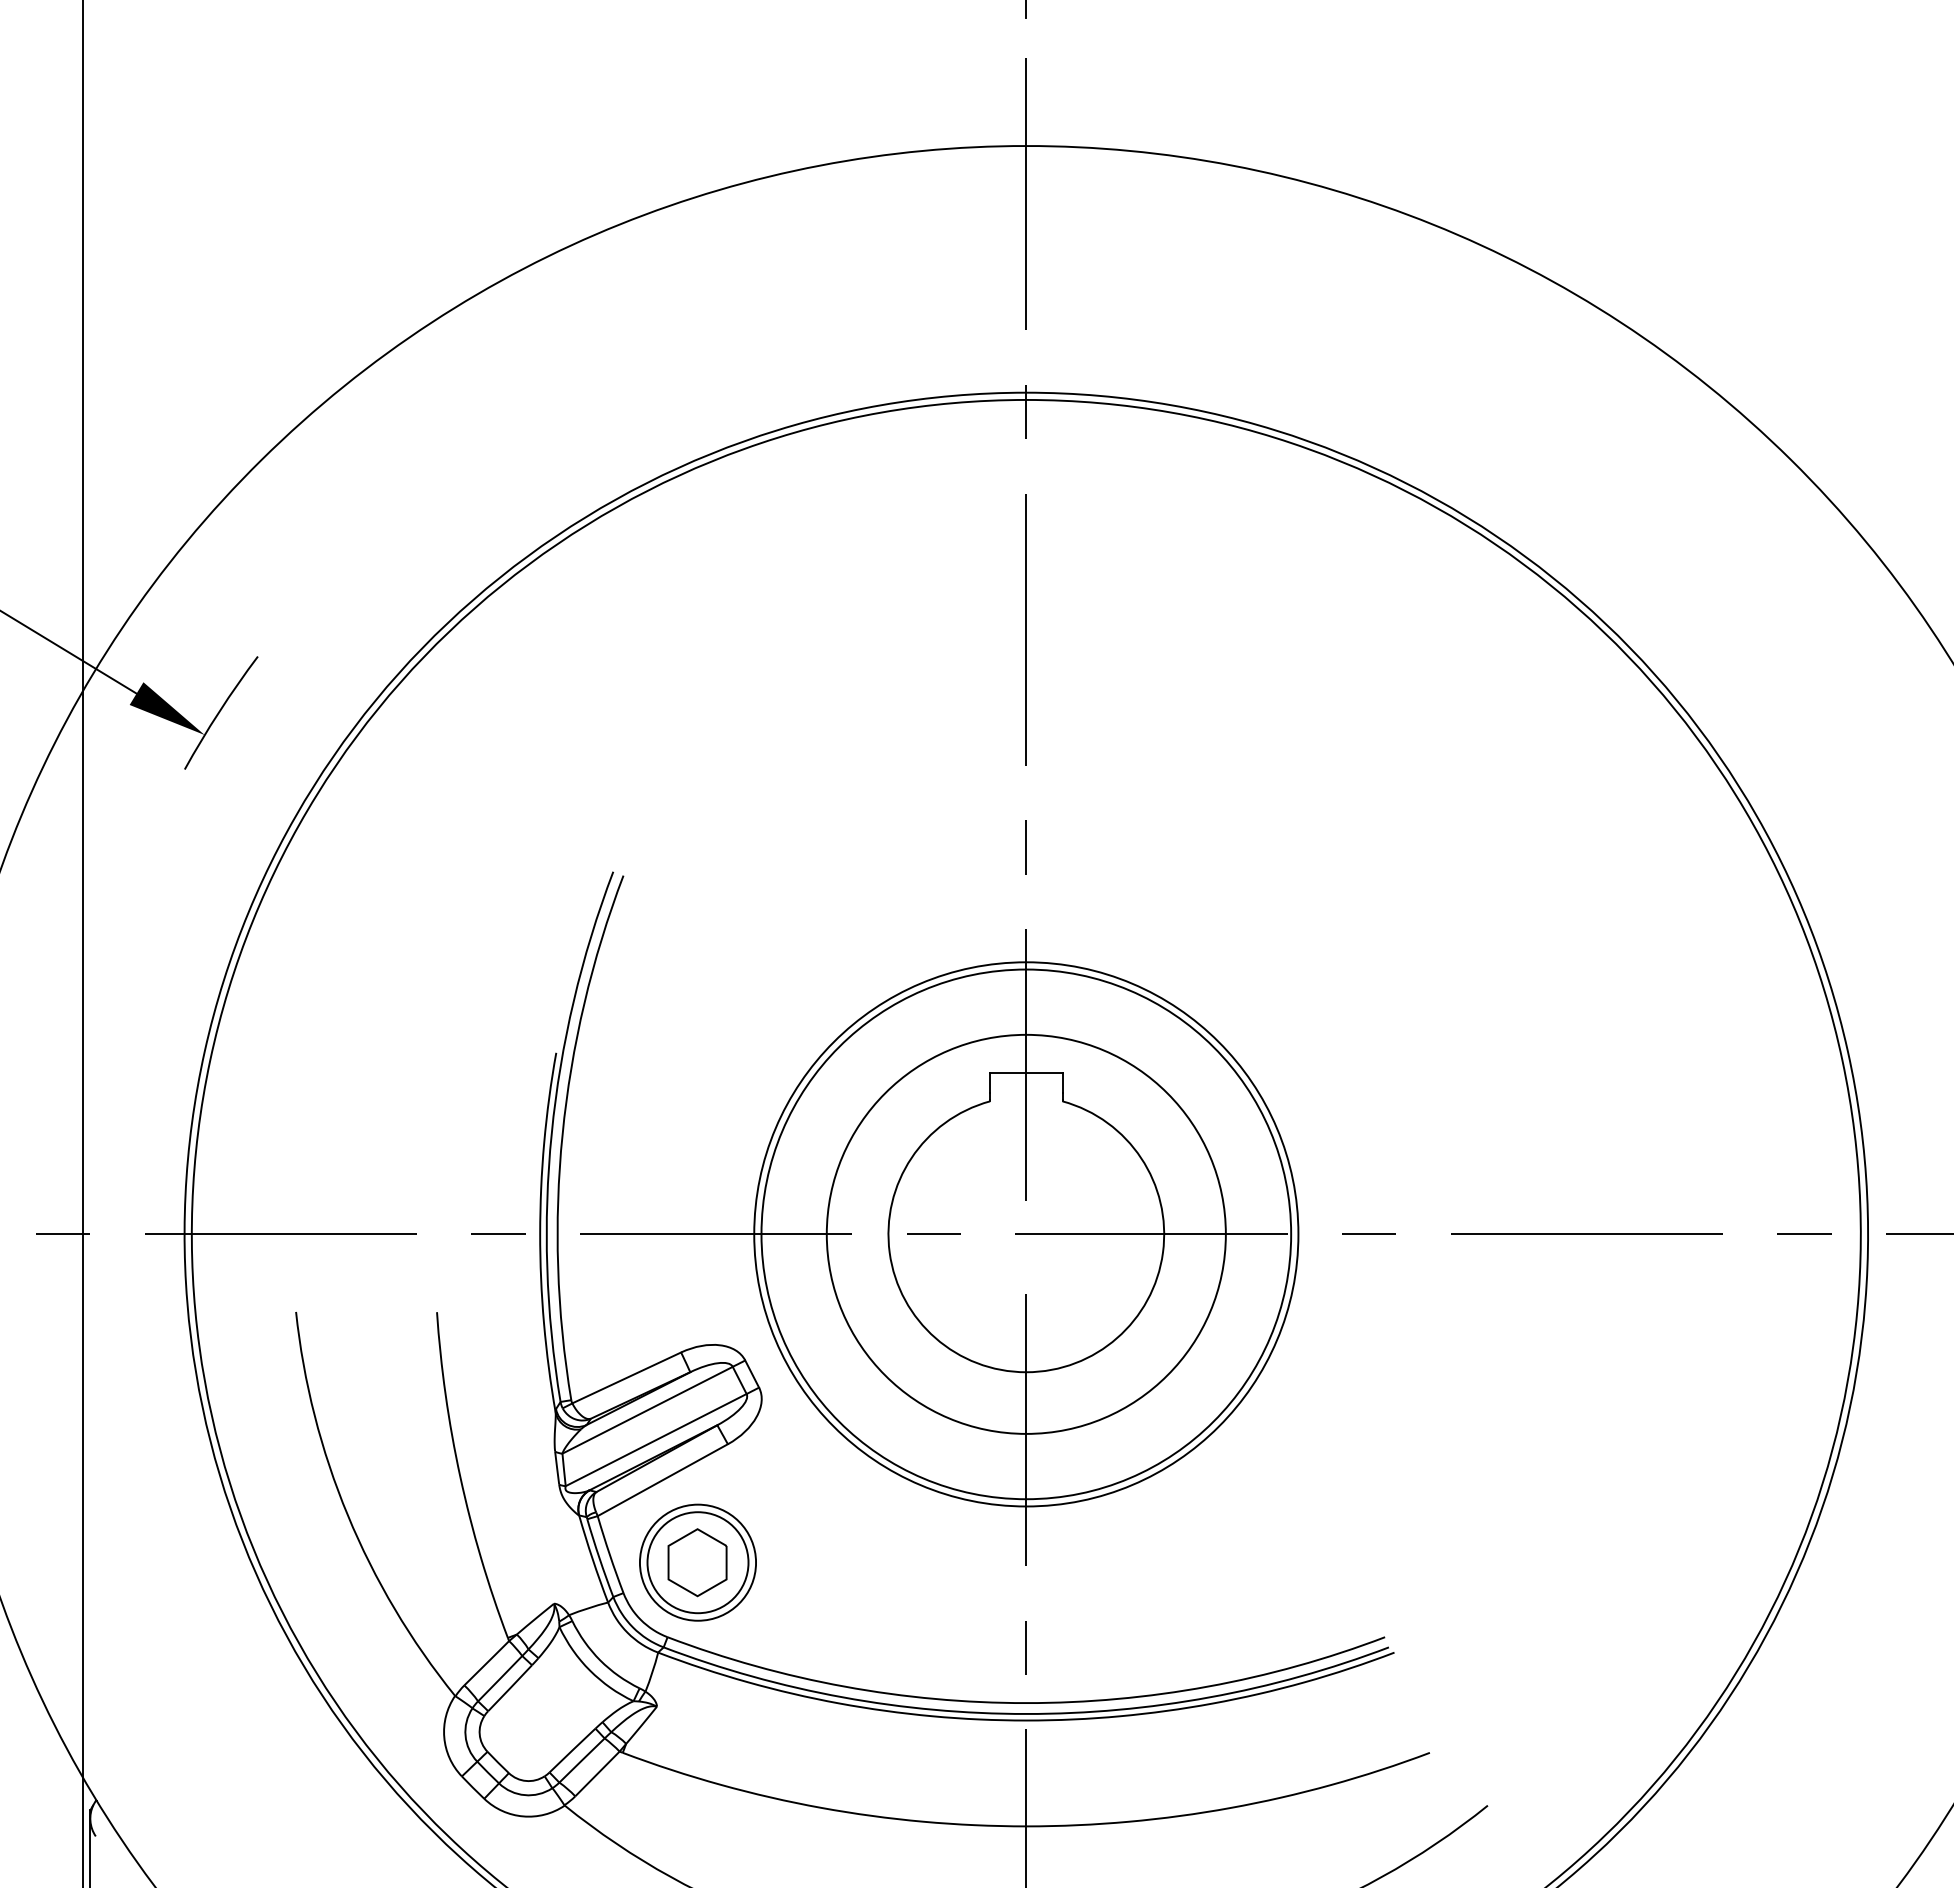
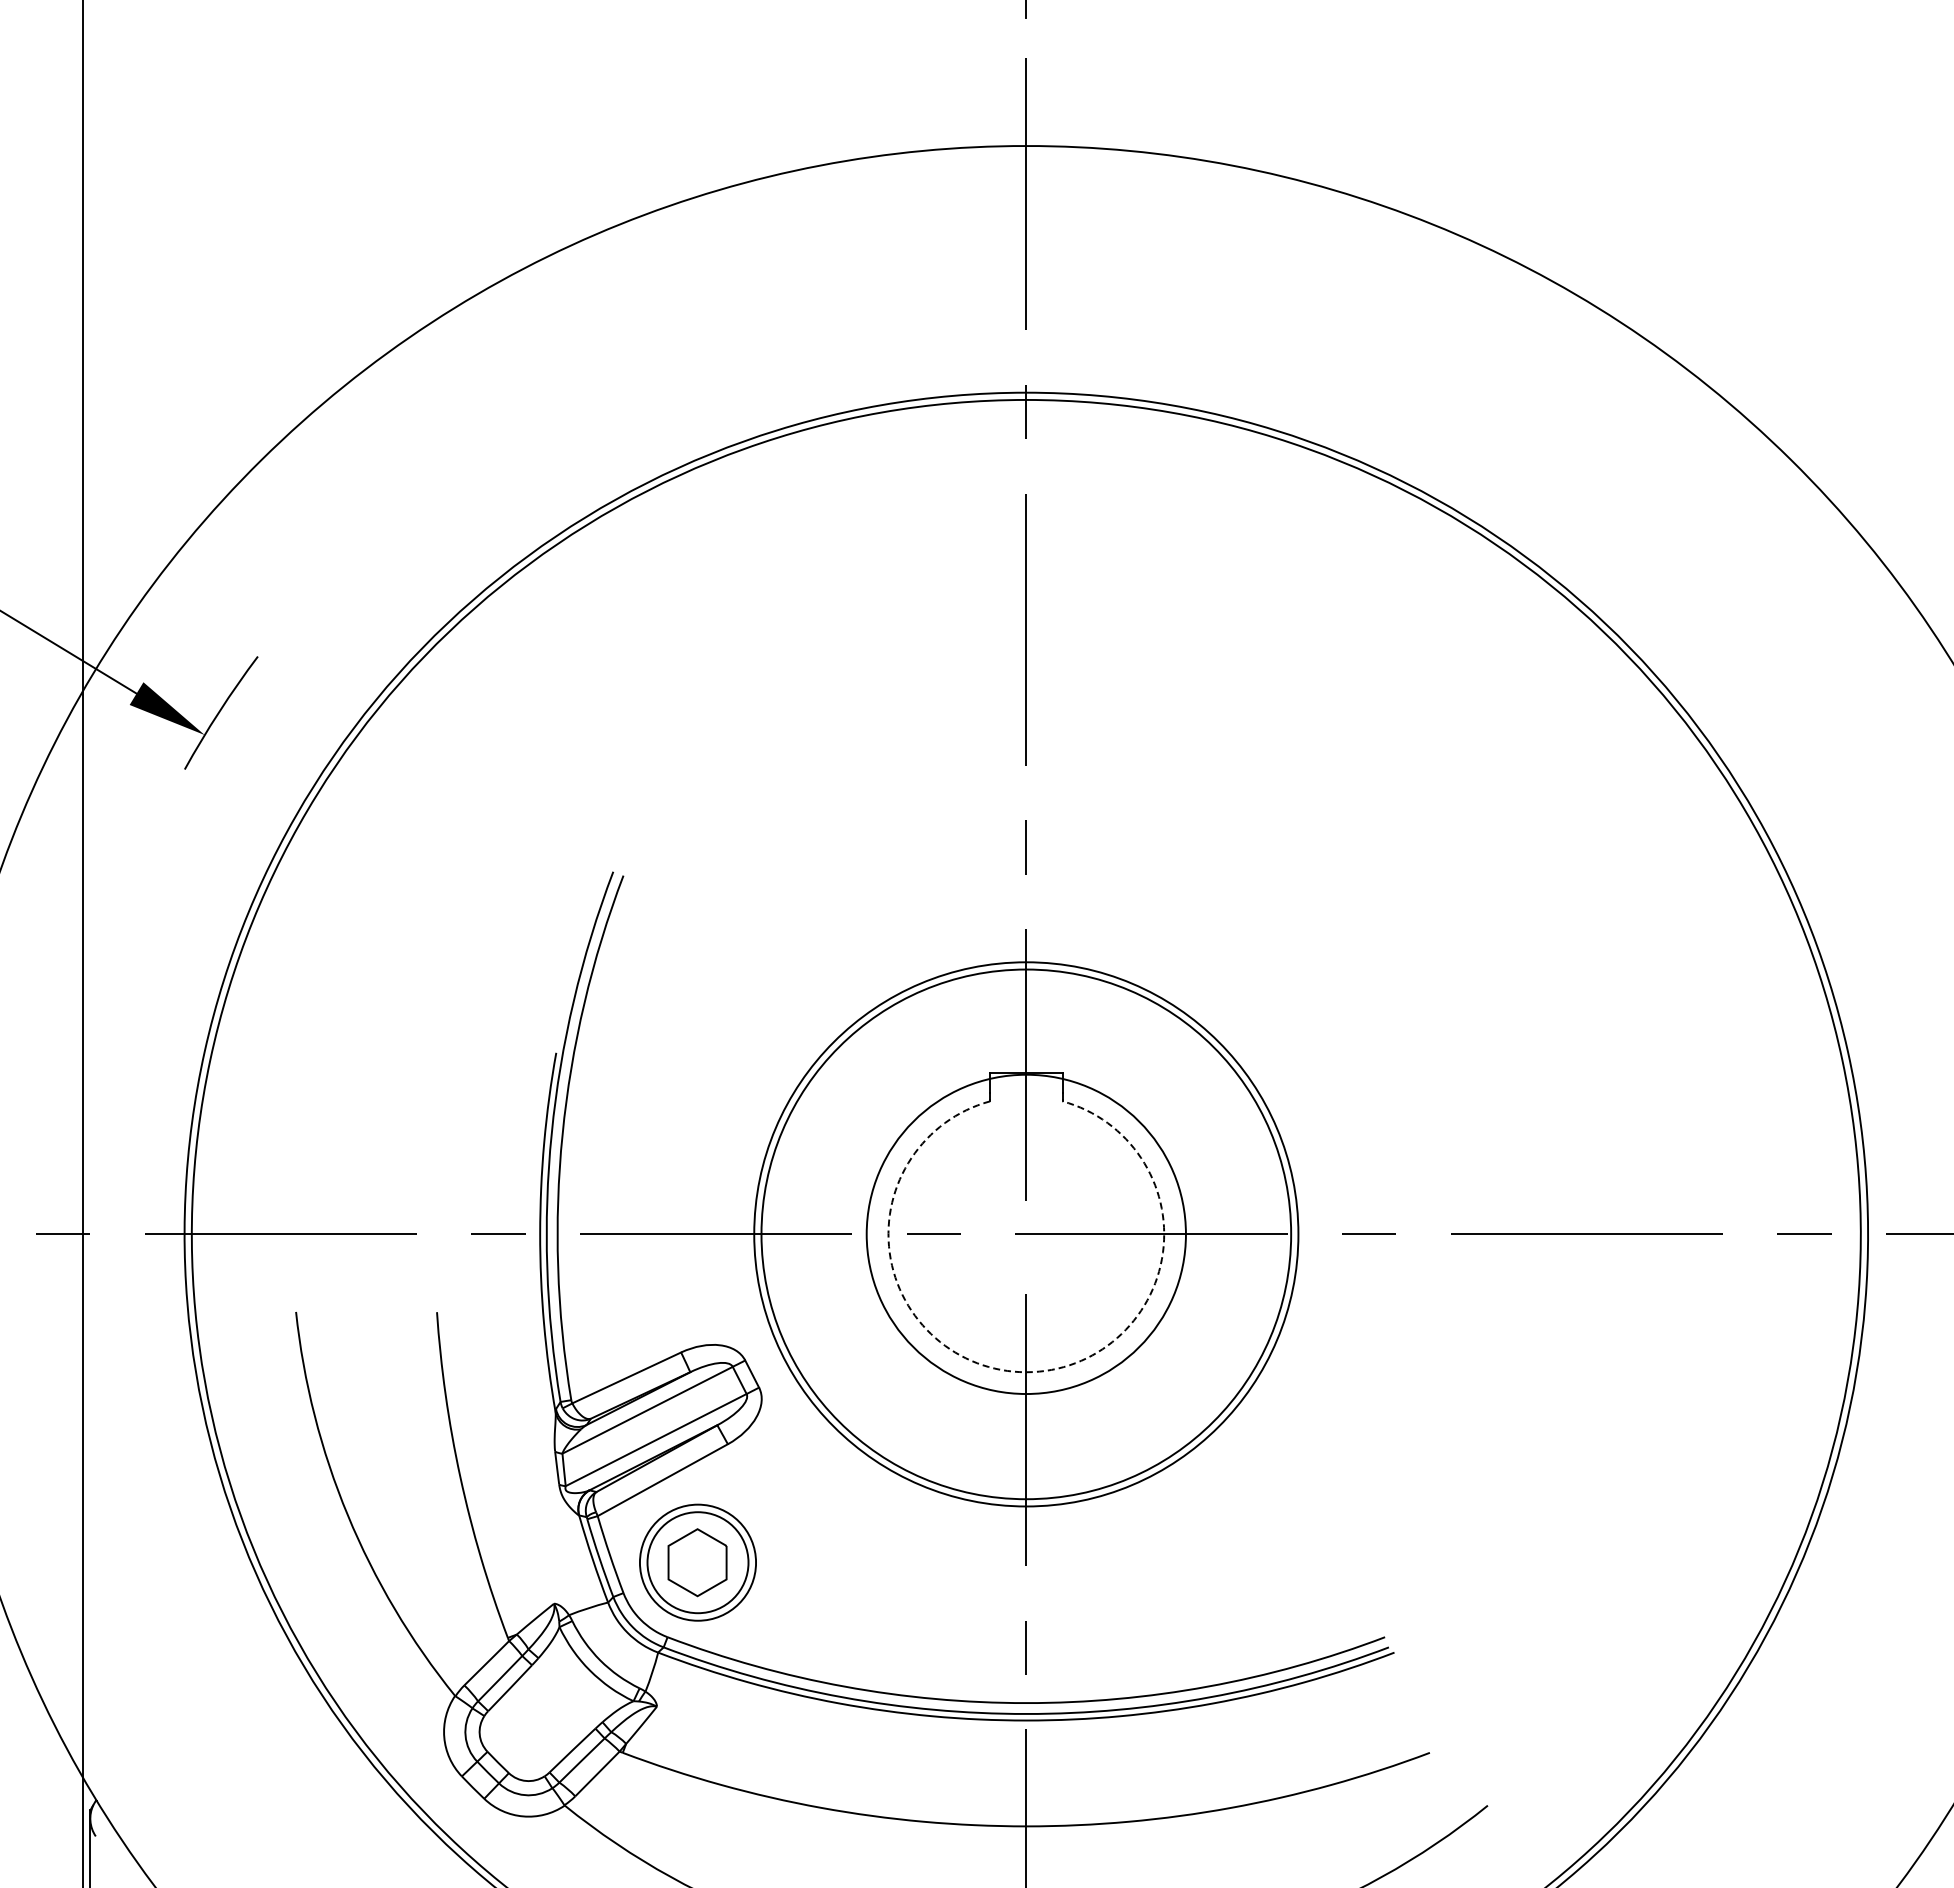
circle diameter: 399 px -> 319 px (1025, 1234)
arc: solid -> dashed (1026, 1372)
